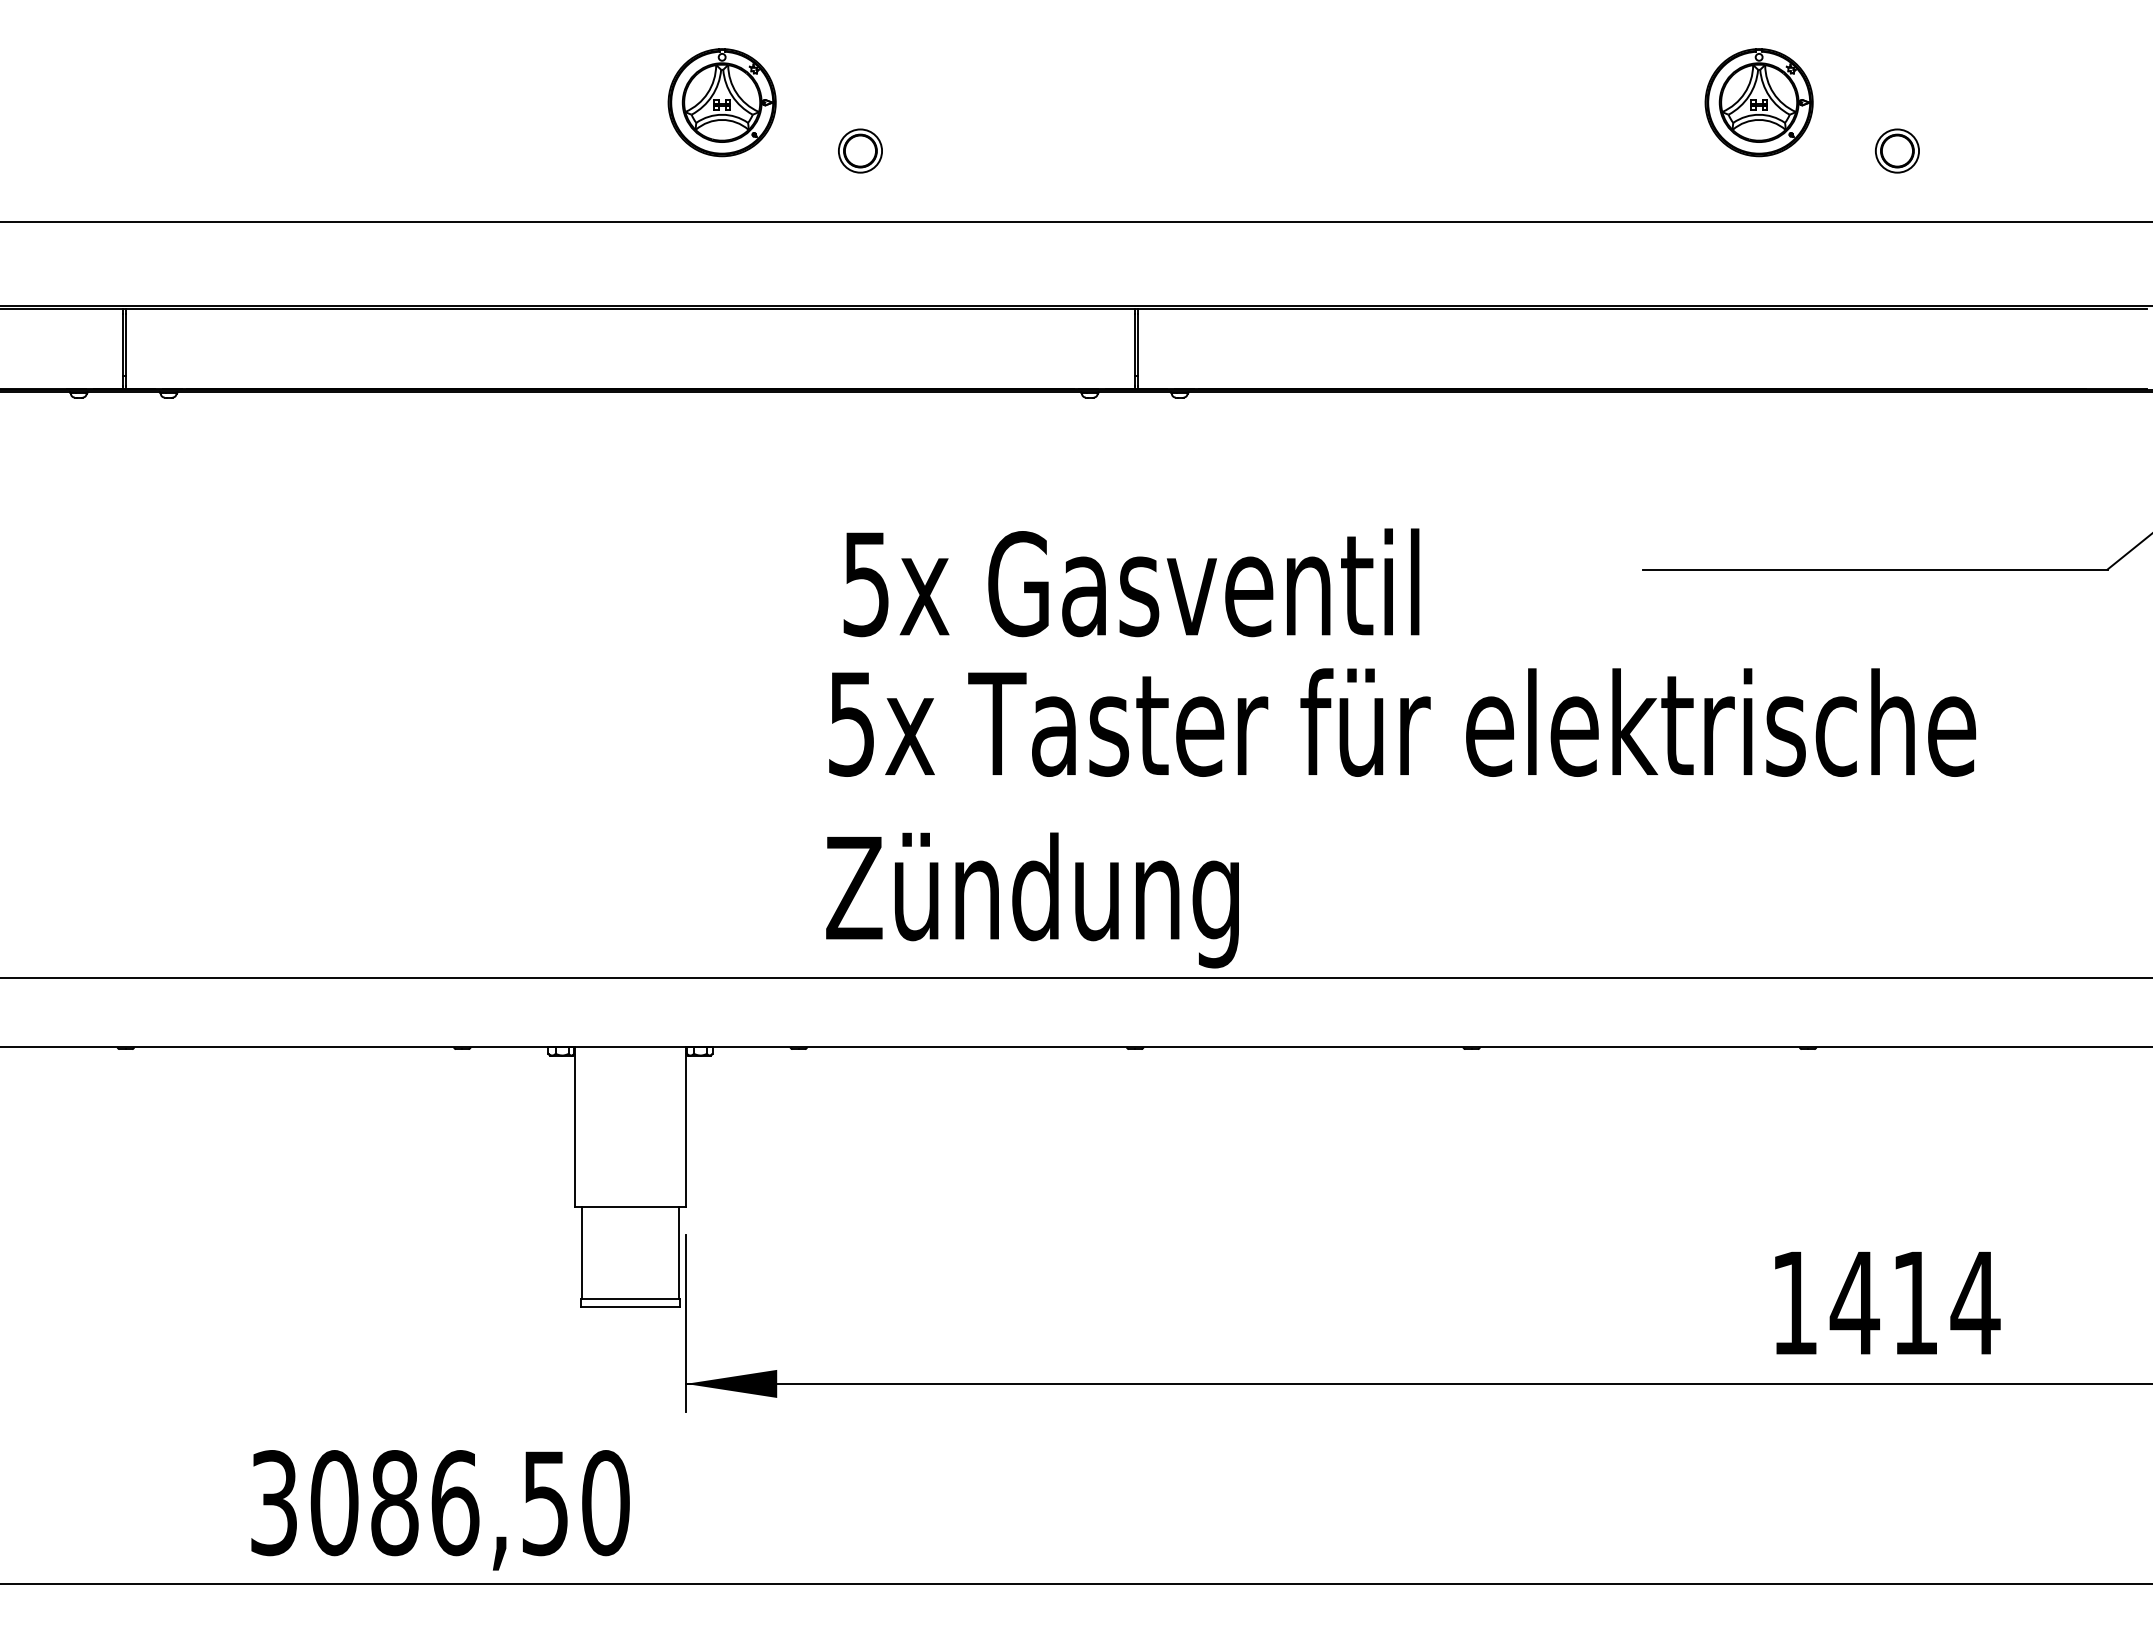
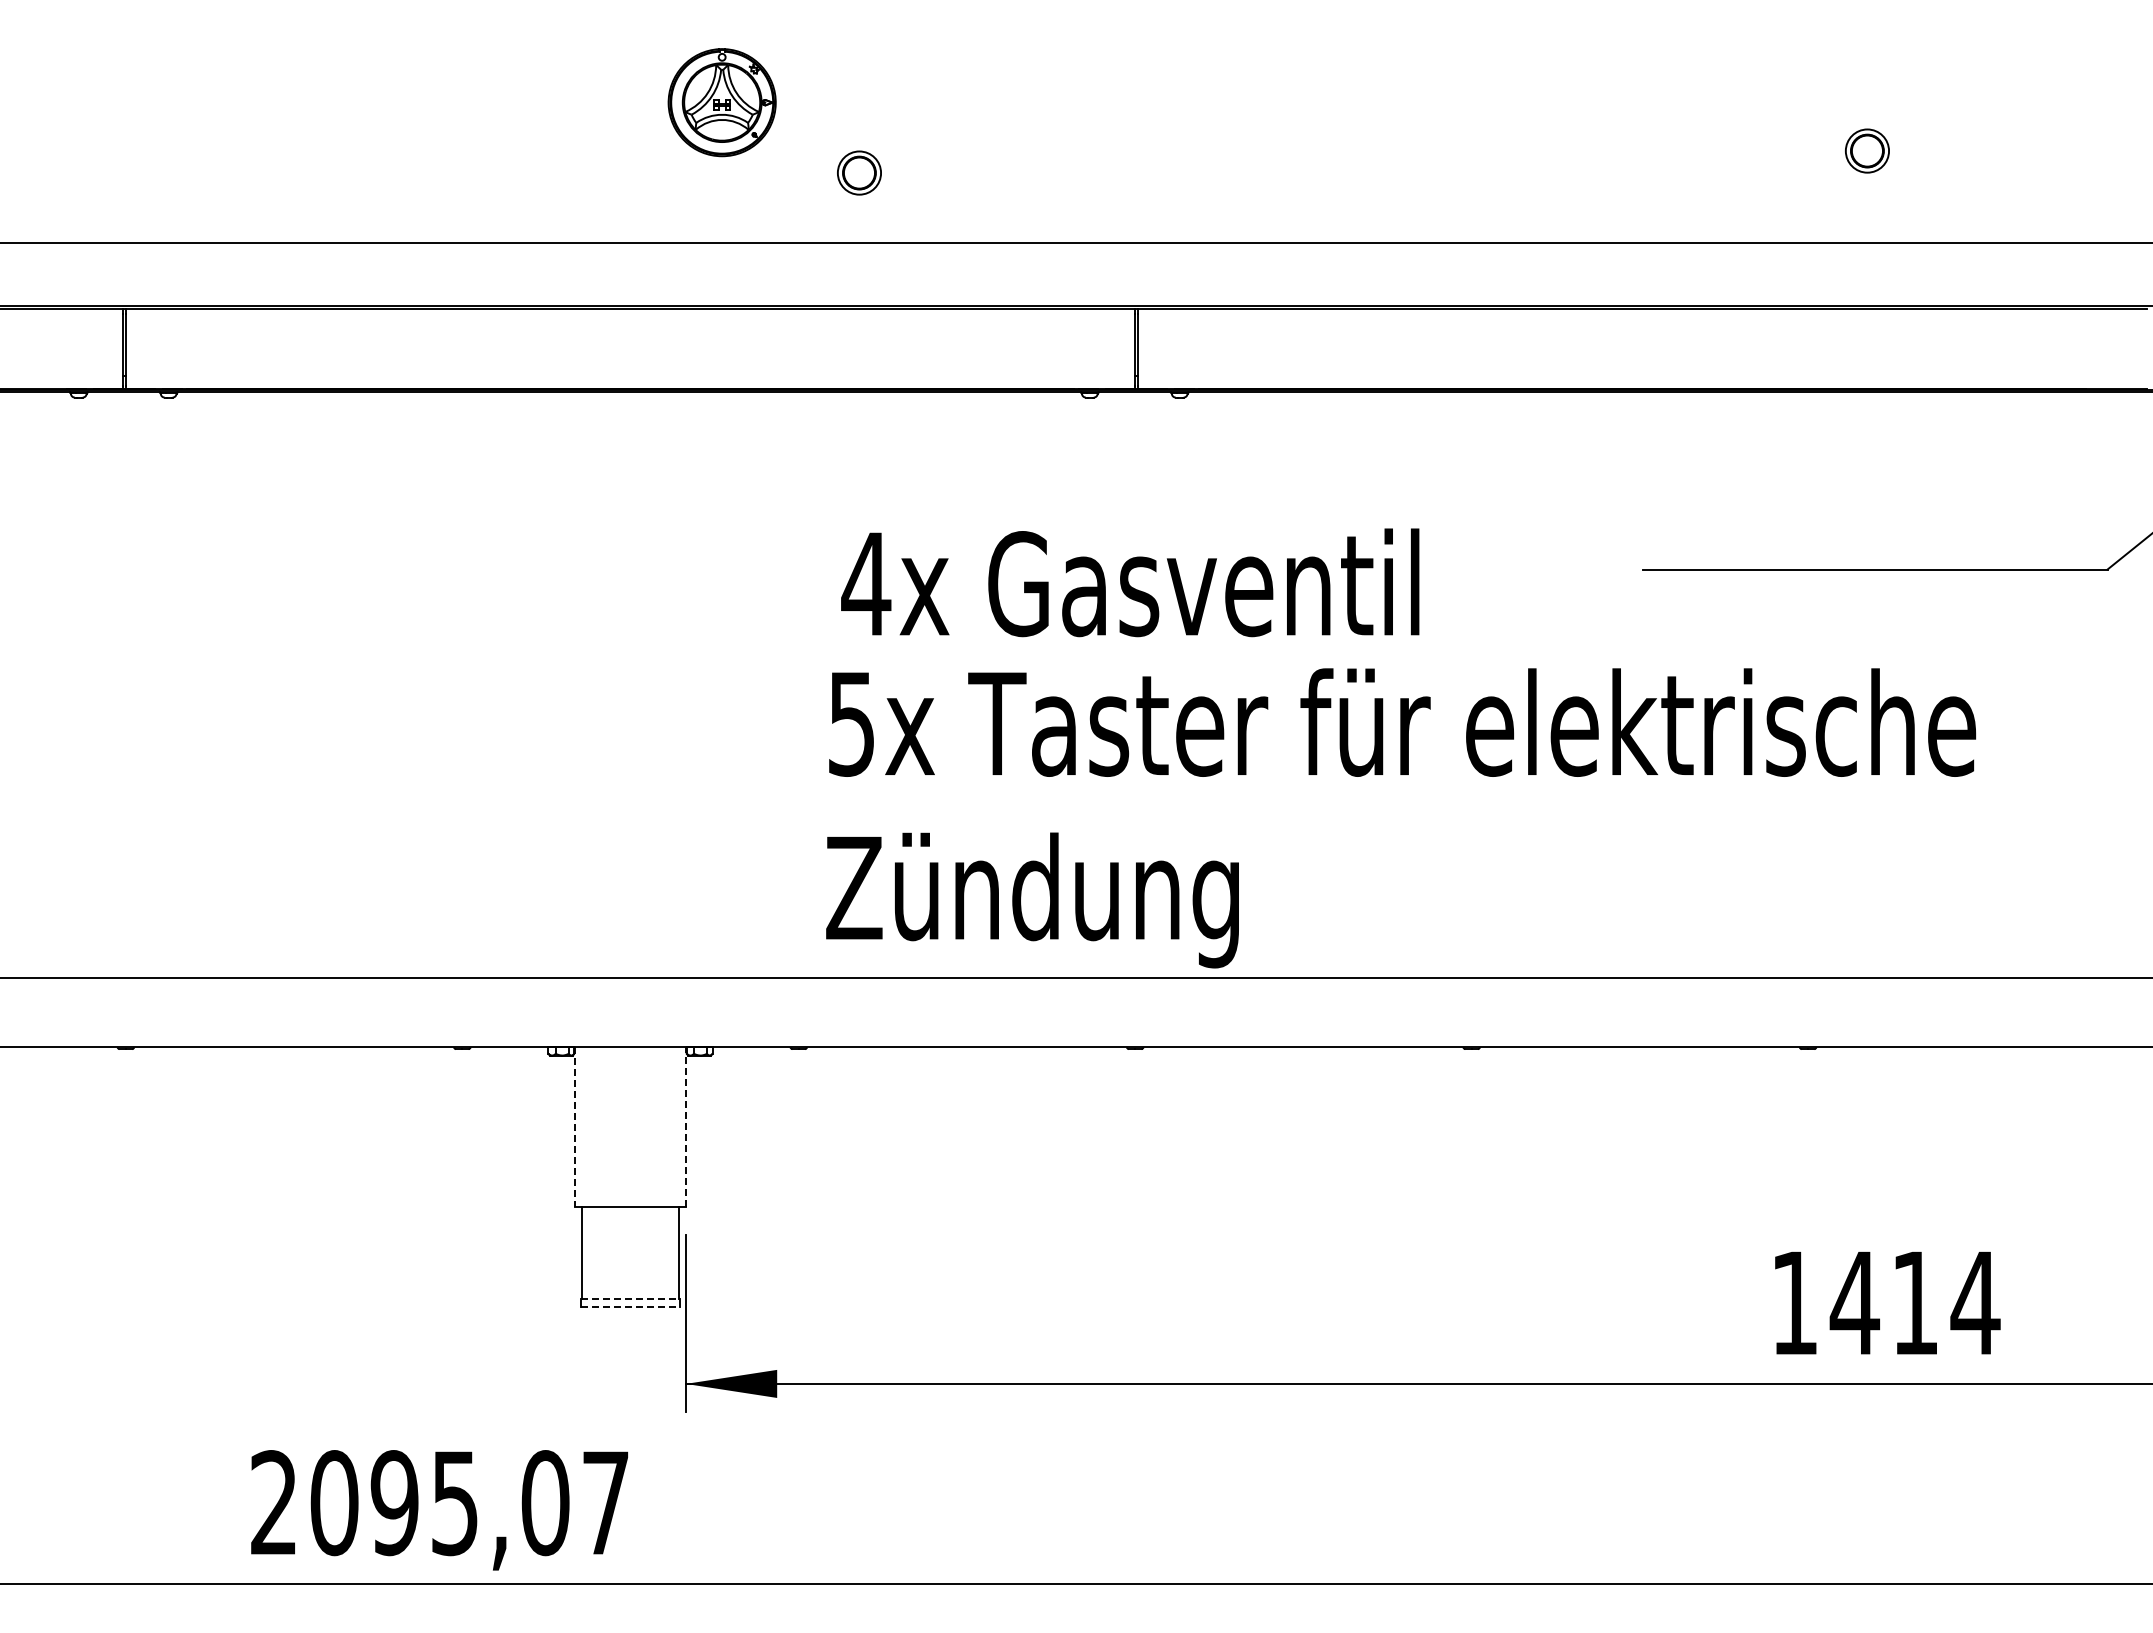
part: present -> none (1758, 102)
part position: (860, 150) -> (859, 172) (859, 172)
part position: (1897, 150) -> (1867, 150) (1867, 150)
line position: (1075, 221) -> (1075, 242) (1075, 242)
text: 5x -> 4x (866, 584)
line: solid -> dashed (575, 1127)
line: solid -> dashed (685, 1127)
line: solid -> dashed (631, 1298)
line: solid -> dashed (631, 1307)
text: 3086,50 -> 2095,07 (440, 1503)
